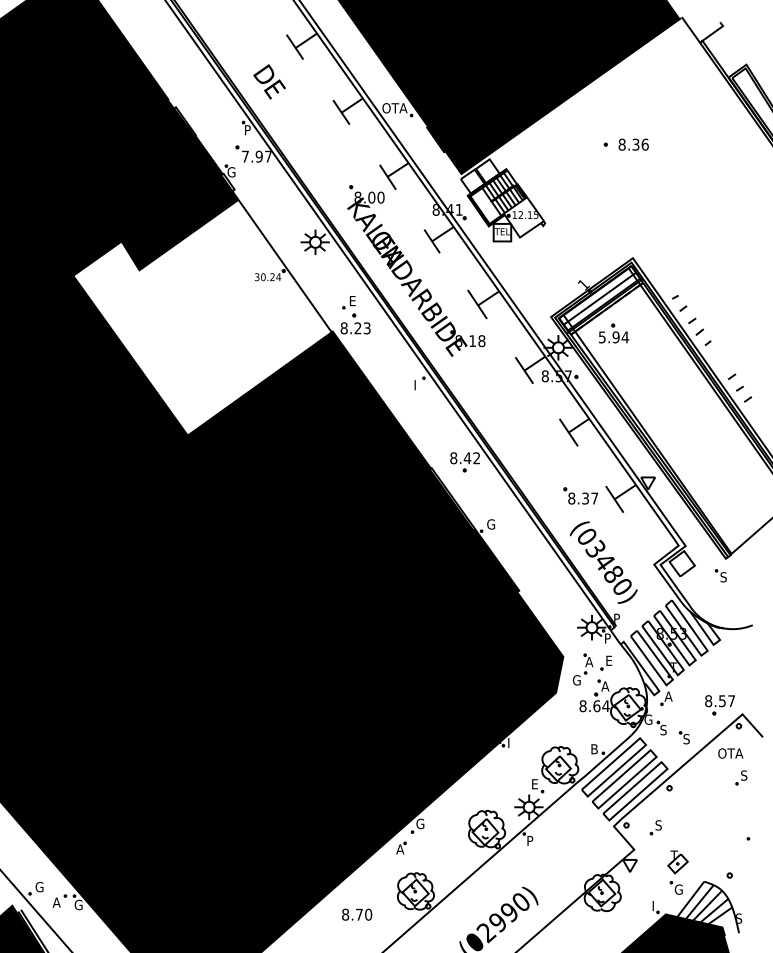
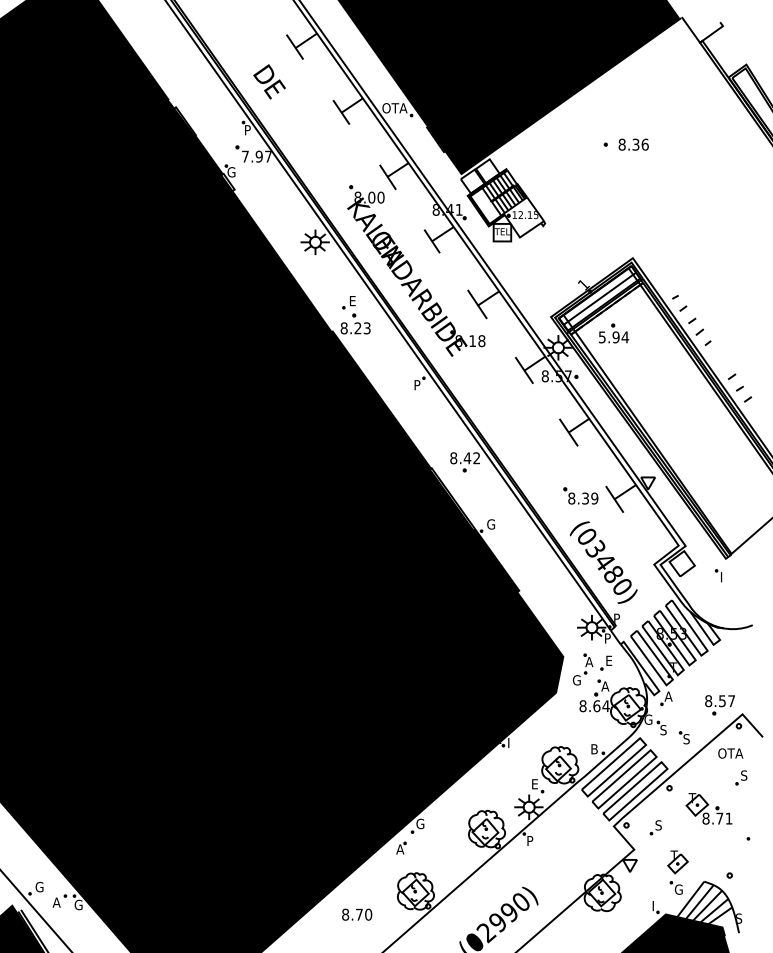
fill: none -> present (202, 317)
text: I -> P (417, 383)
text: 8.37 -> 8.39 (594, 498)
text: S -> I (723, 577)
part: none -> present (708, 808)
